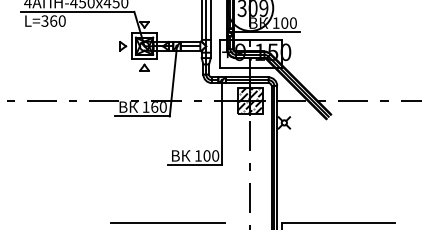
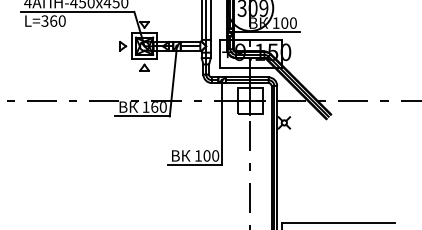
hatch: present -> none (250, 100)
line: present -> none (167, 222)
